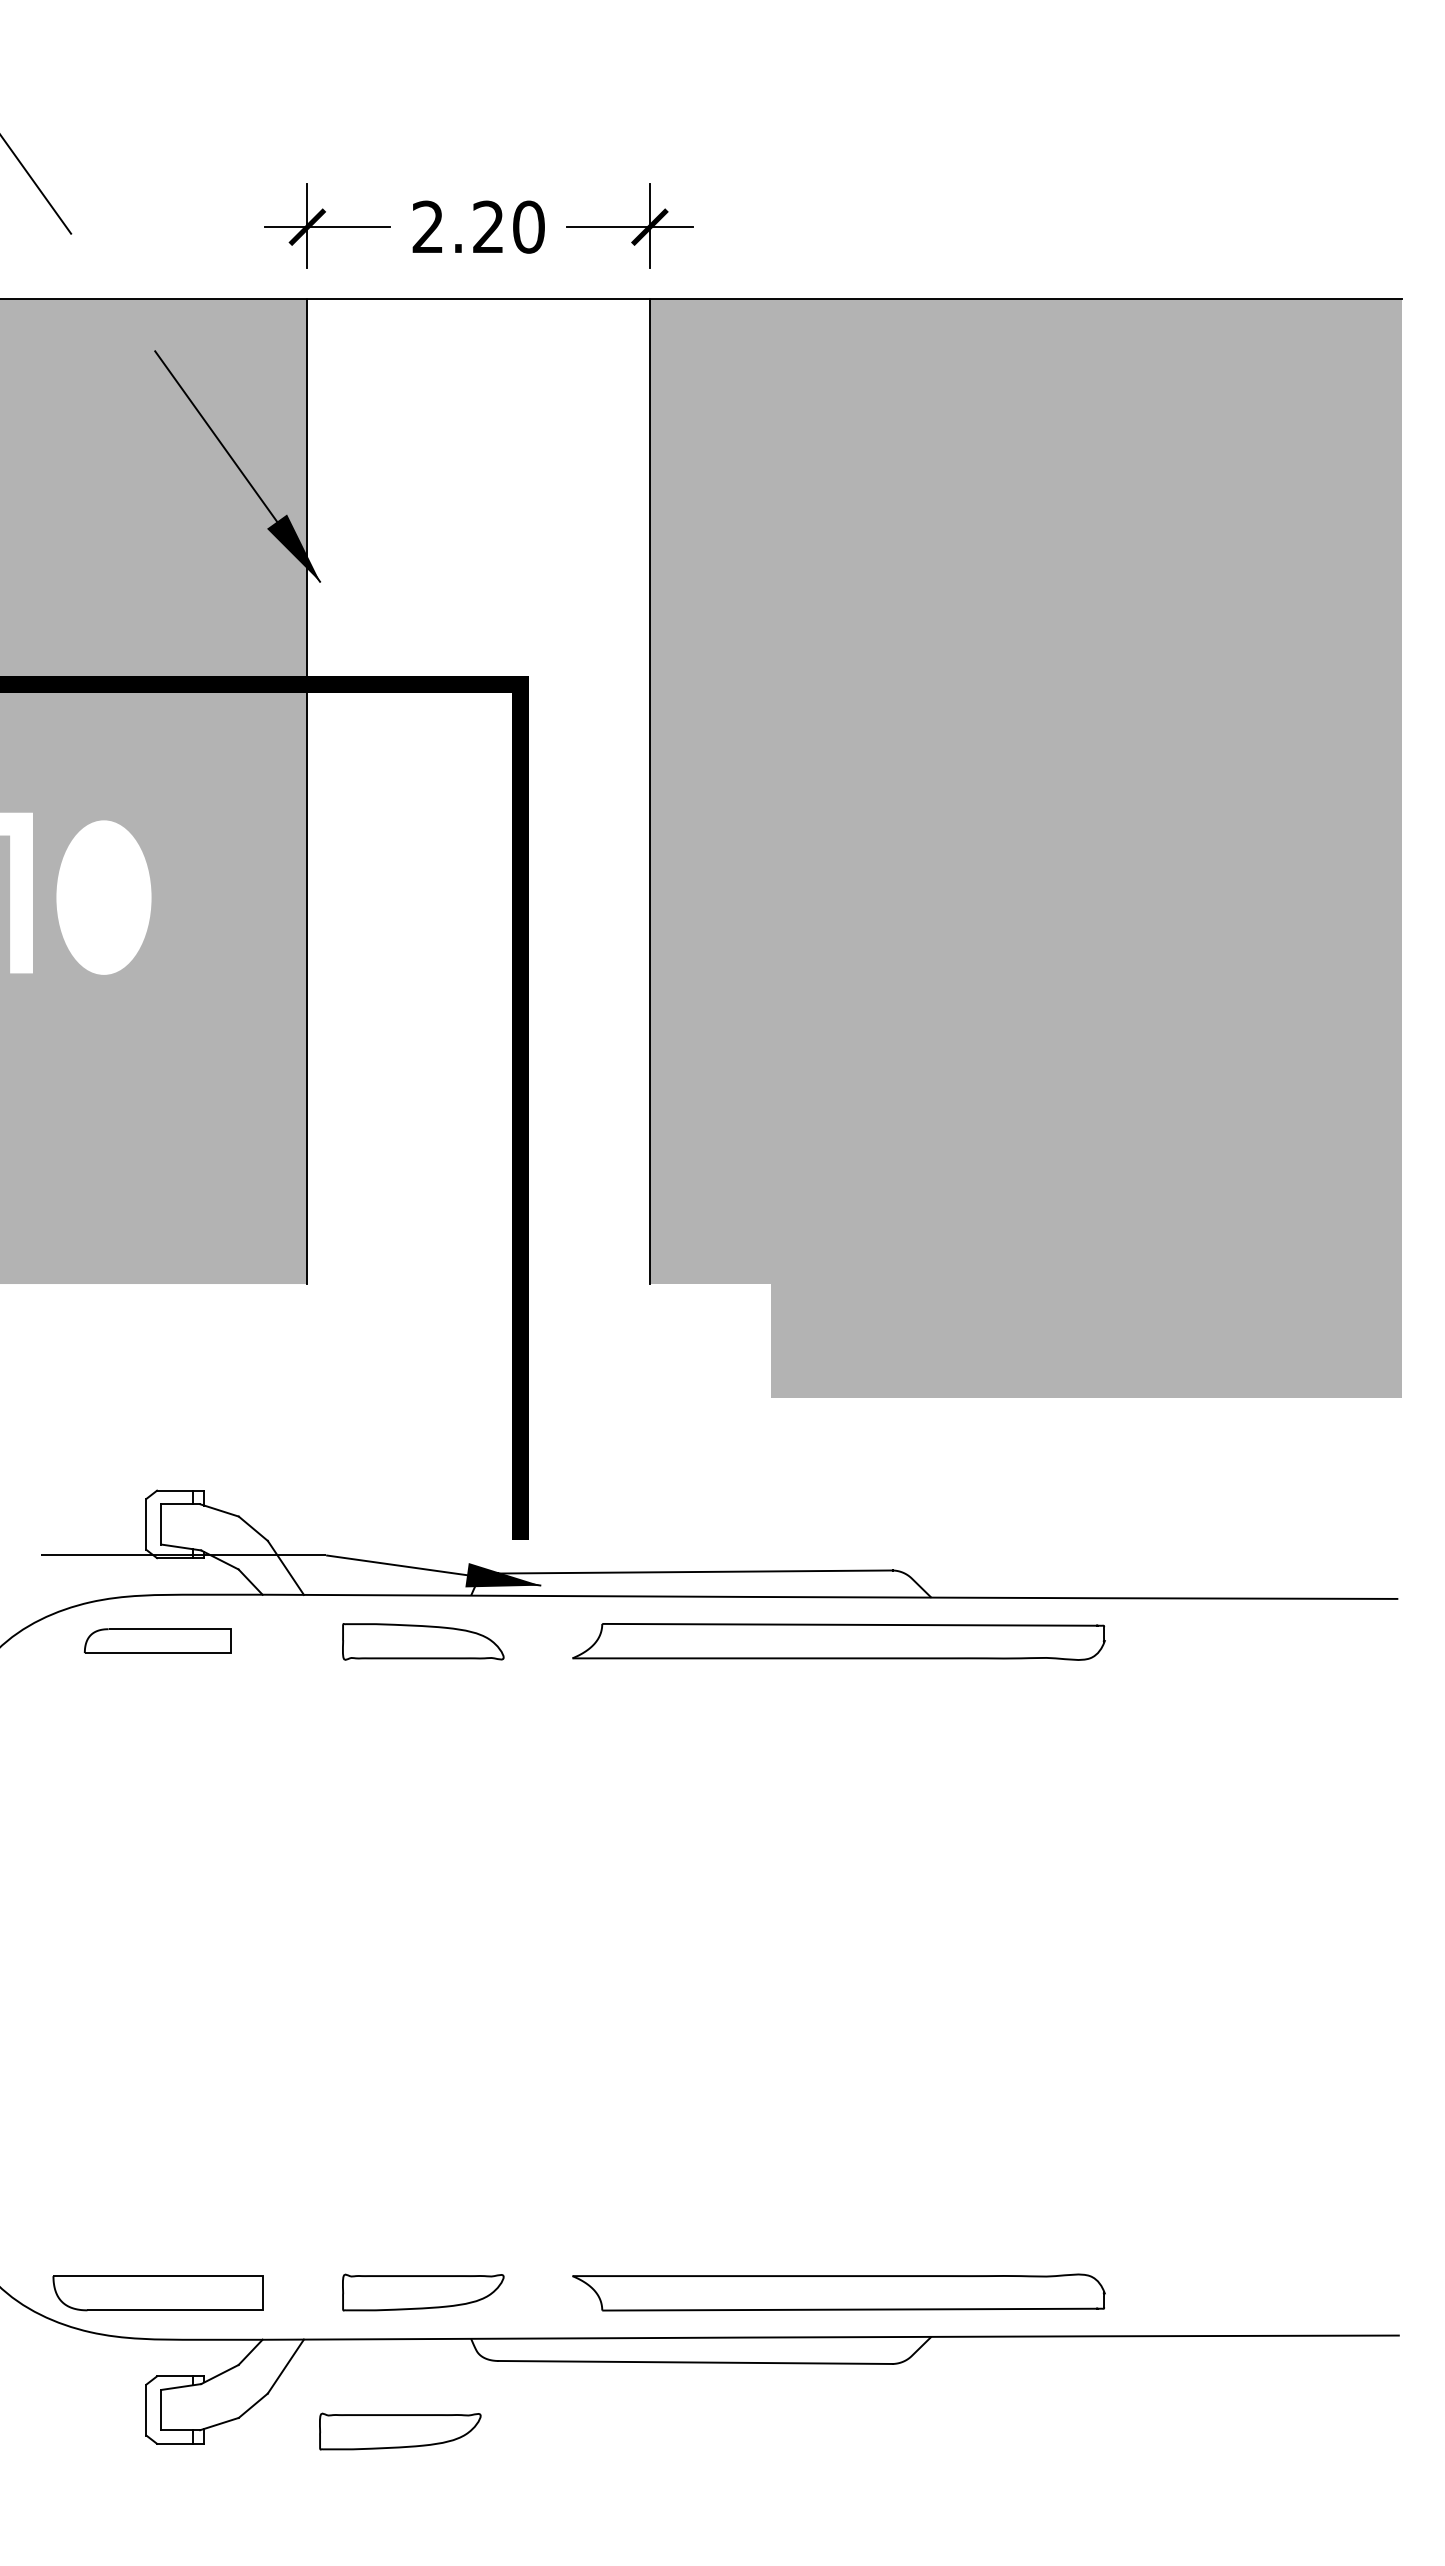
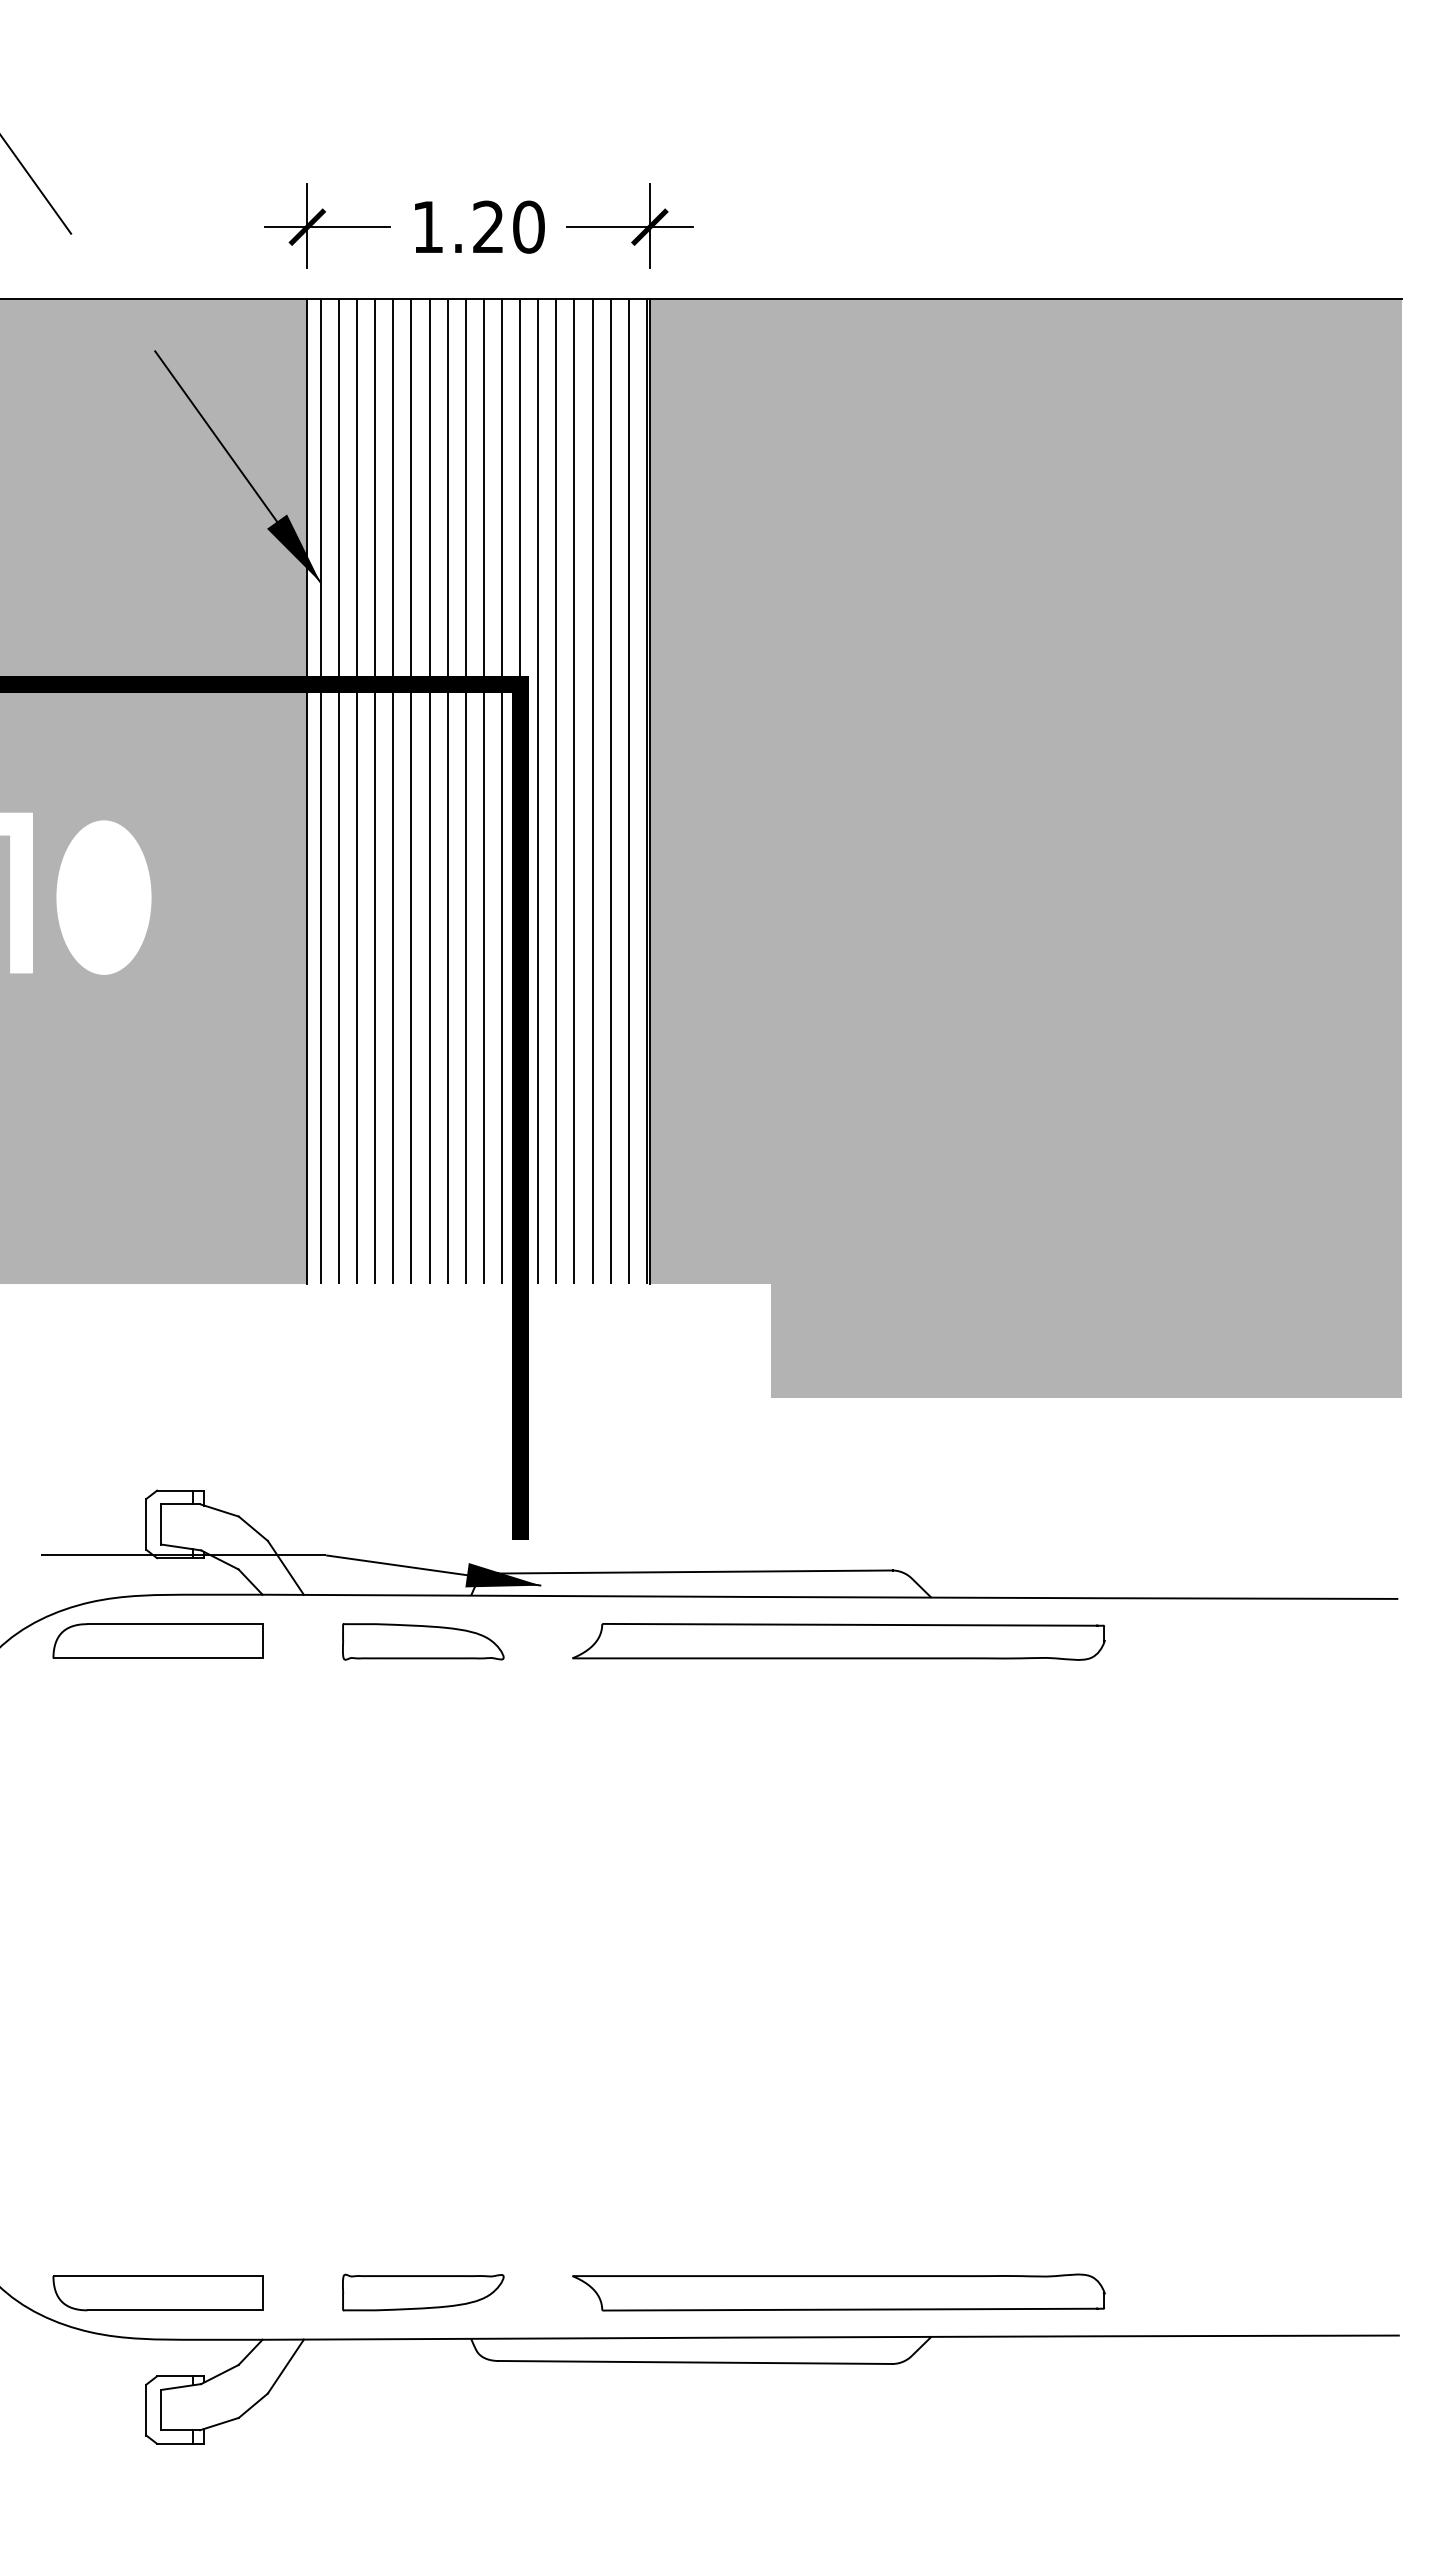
text: 2.20 -> 1.20 (427, 226)
hatch: none -> present (483, 791)
part size: 149x26 px -> 212x36 px (157, 1640)
part: present -> none (400, 2431)
